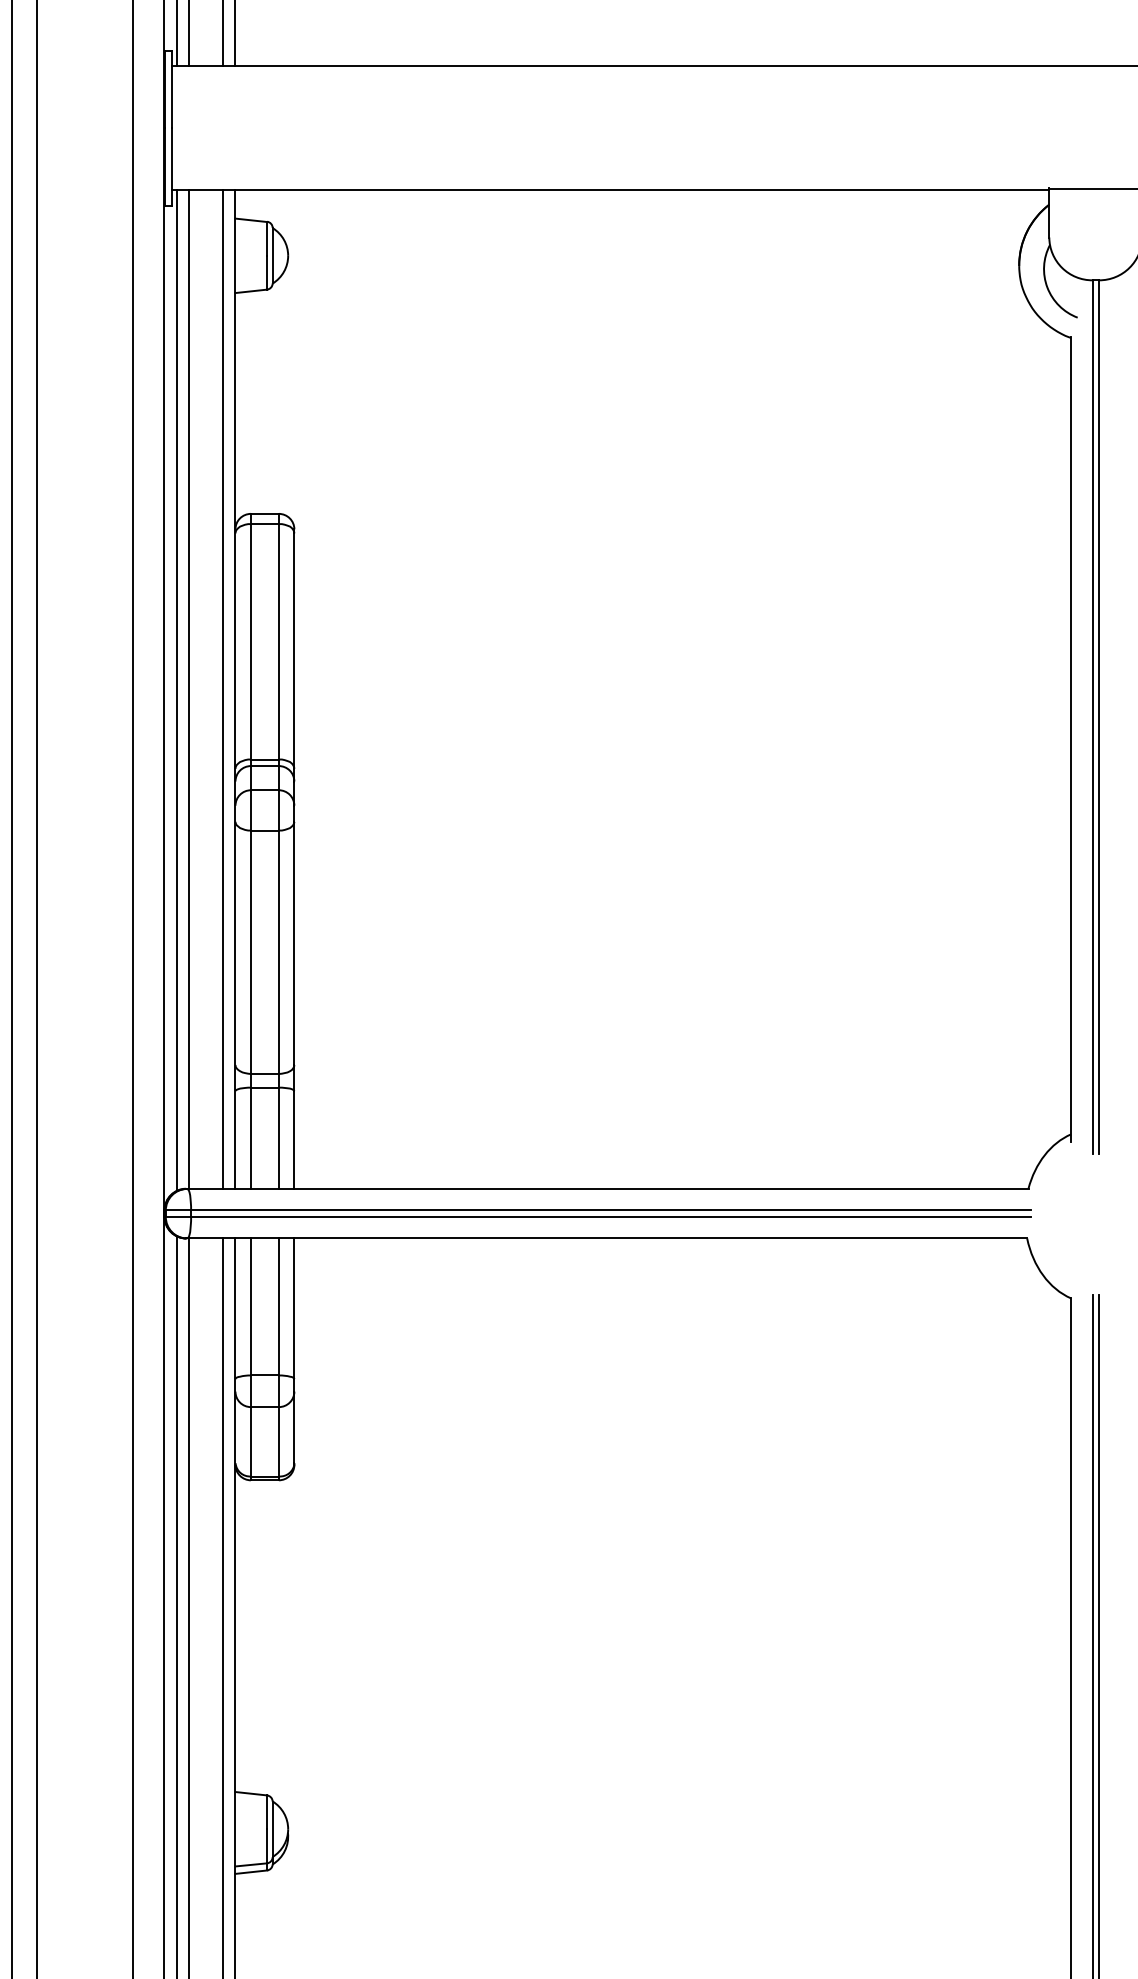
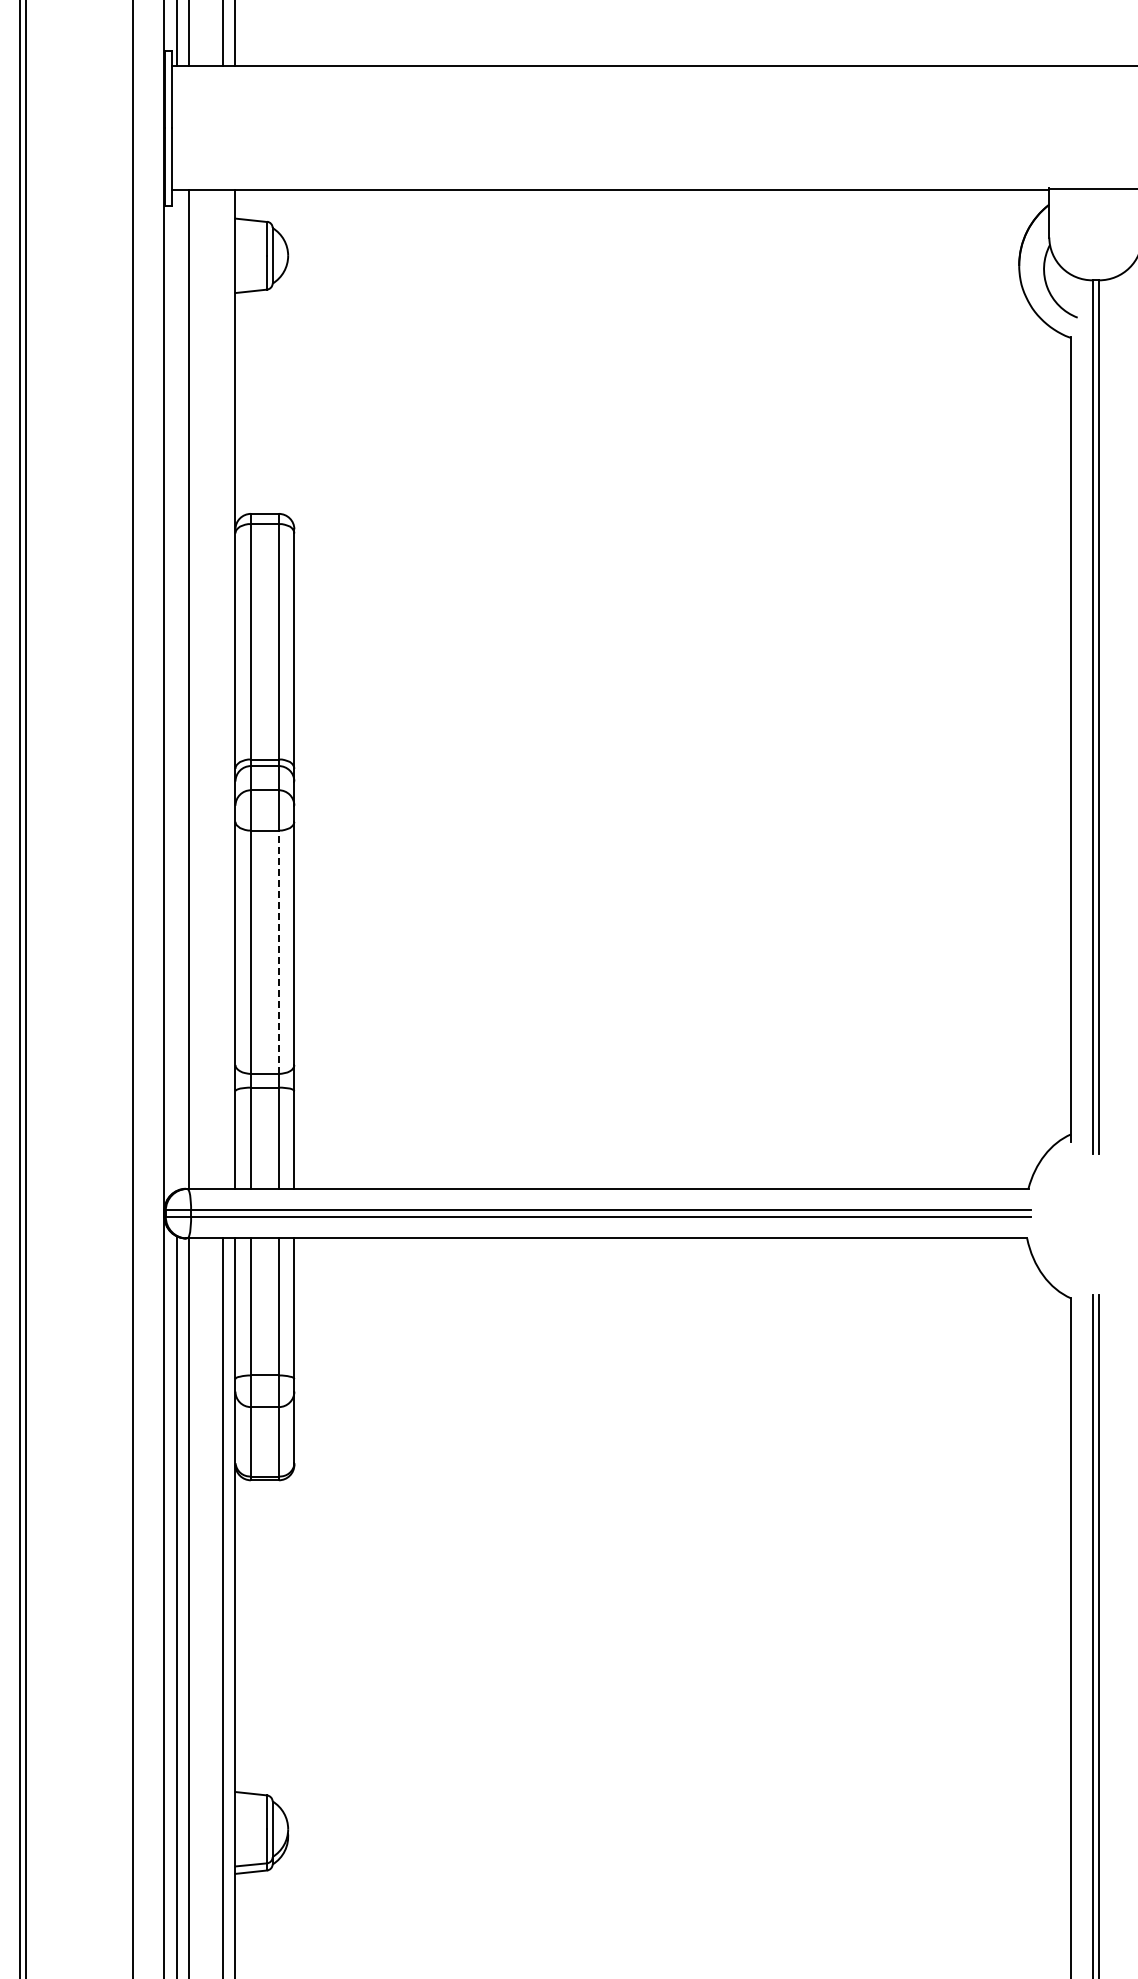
line: present -> none (223, 689)
line: present -> none (176, 690)
line: solid -> dashed (278, 952)
line position: (12, 988) -> (26, 988) (26, 988)
line position: (37, 988) -> (20, 988) (20, 988)
